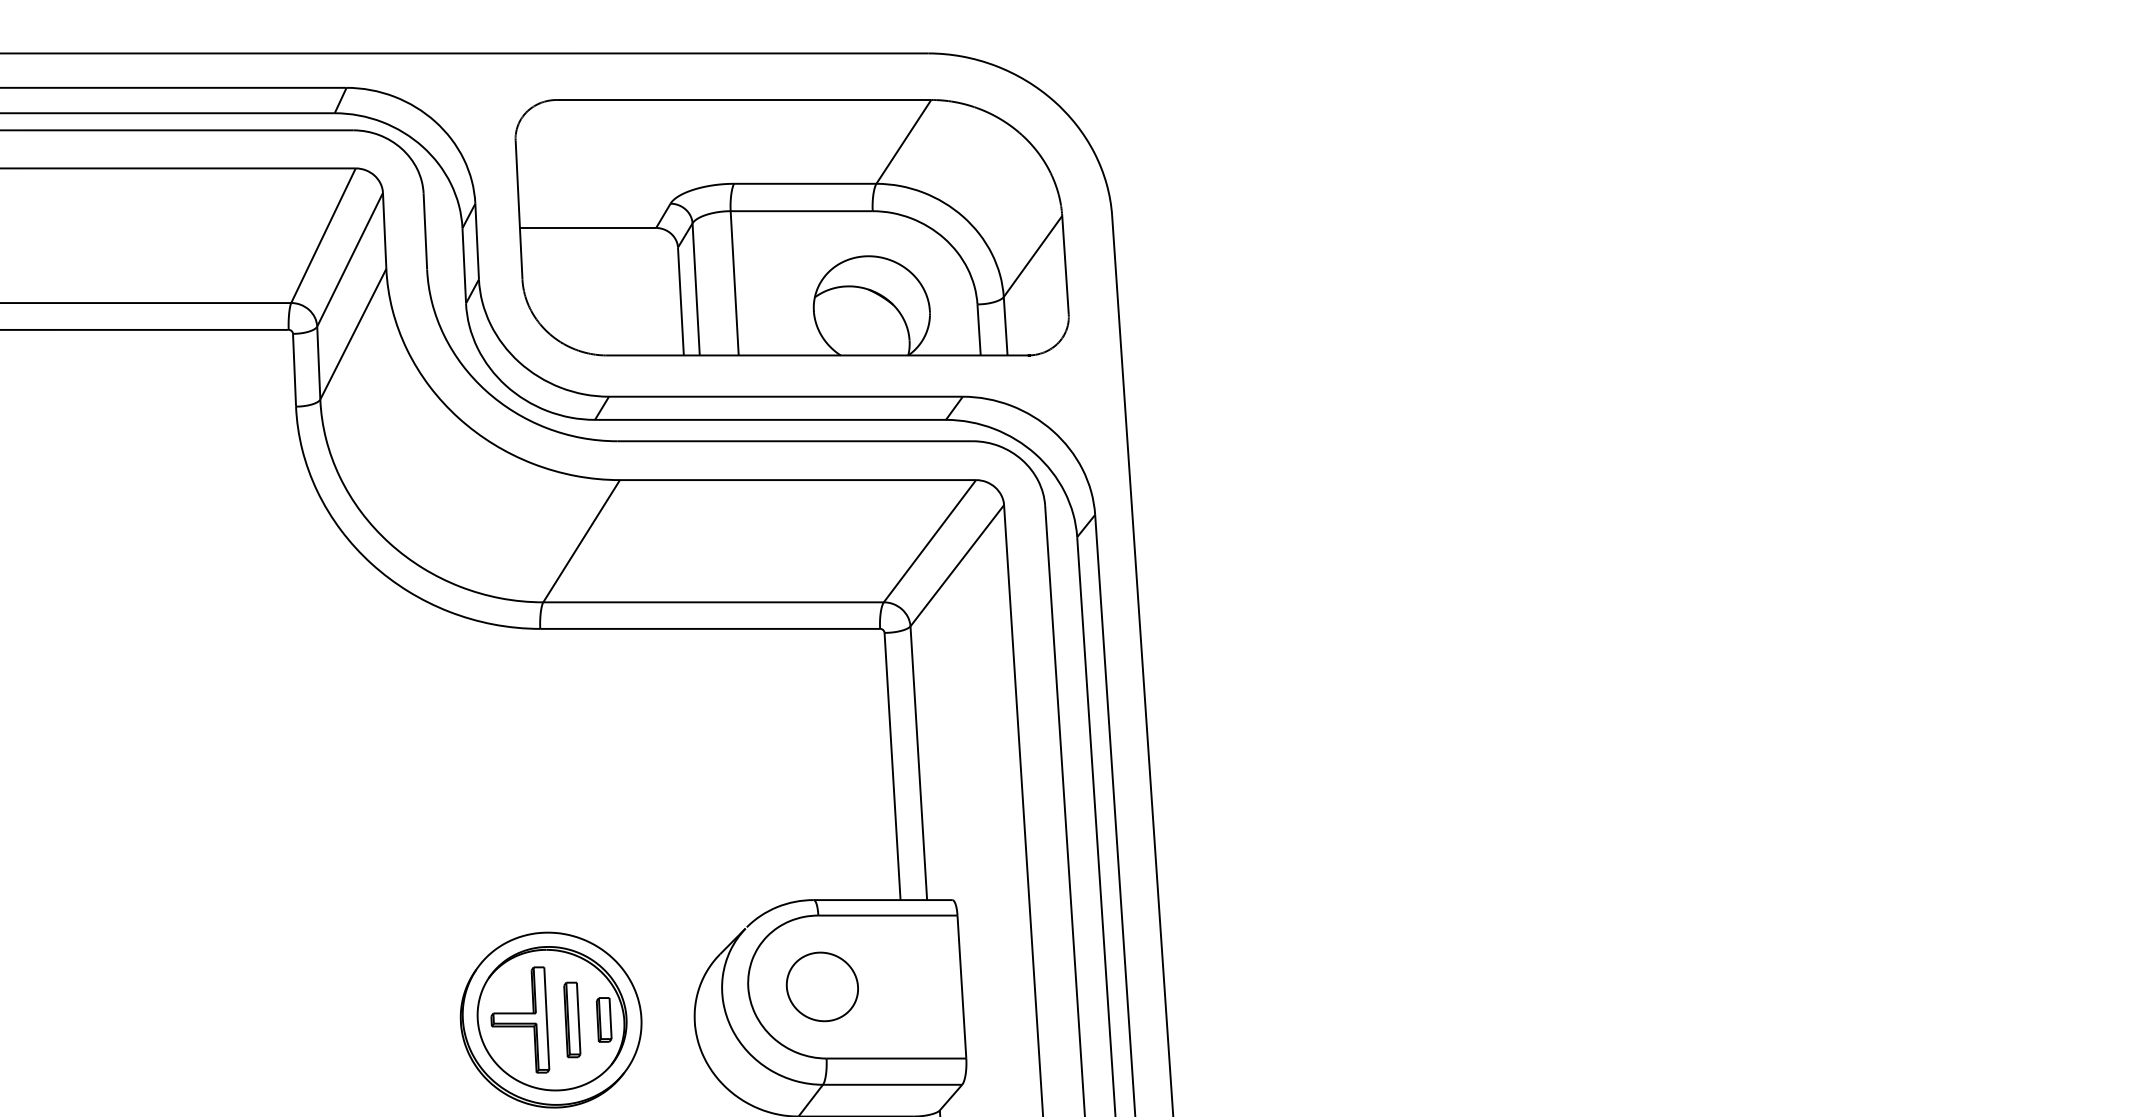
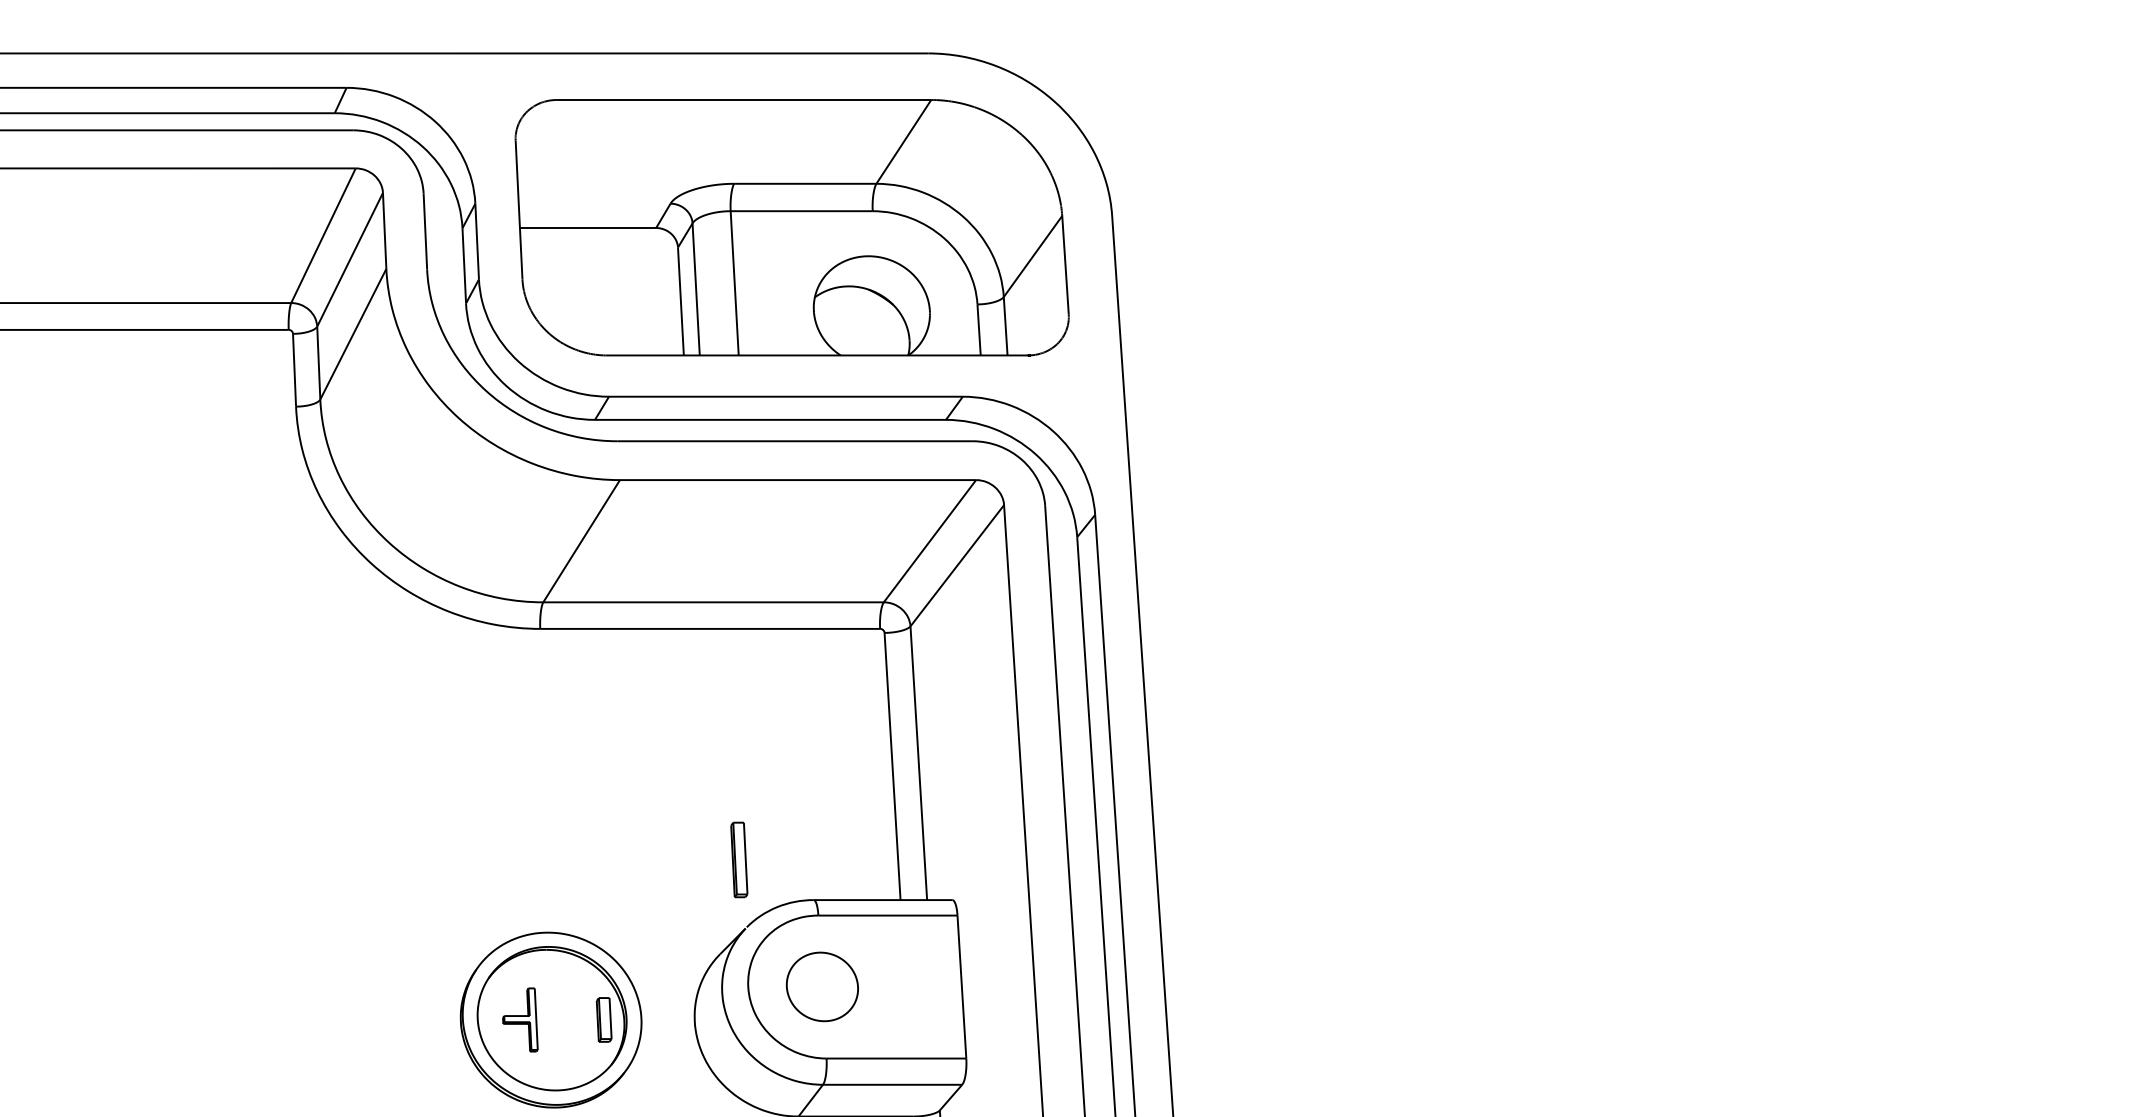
part size: 61x108 px -> 37x66 px (520, 1019)
part position: (572, 1019) -> (739, 859) (739, 859)
